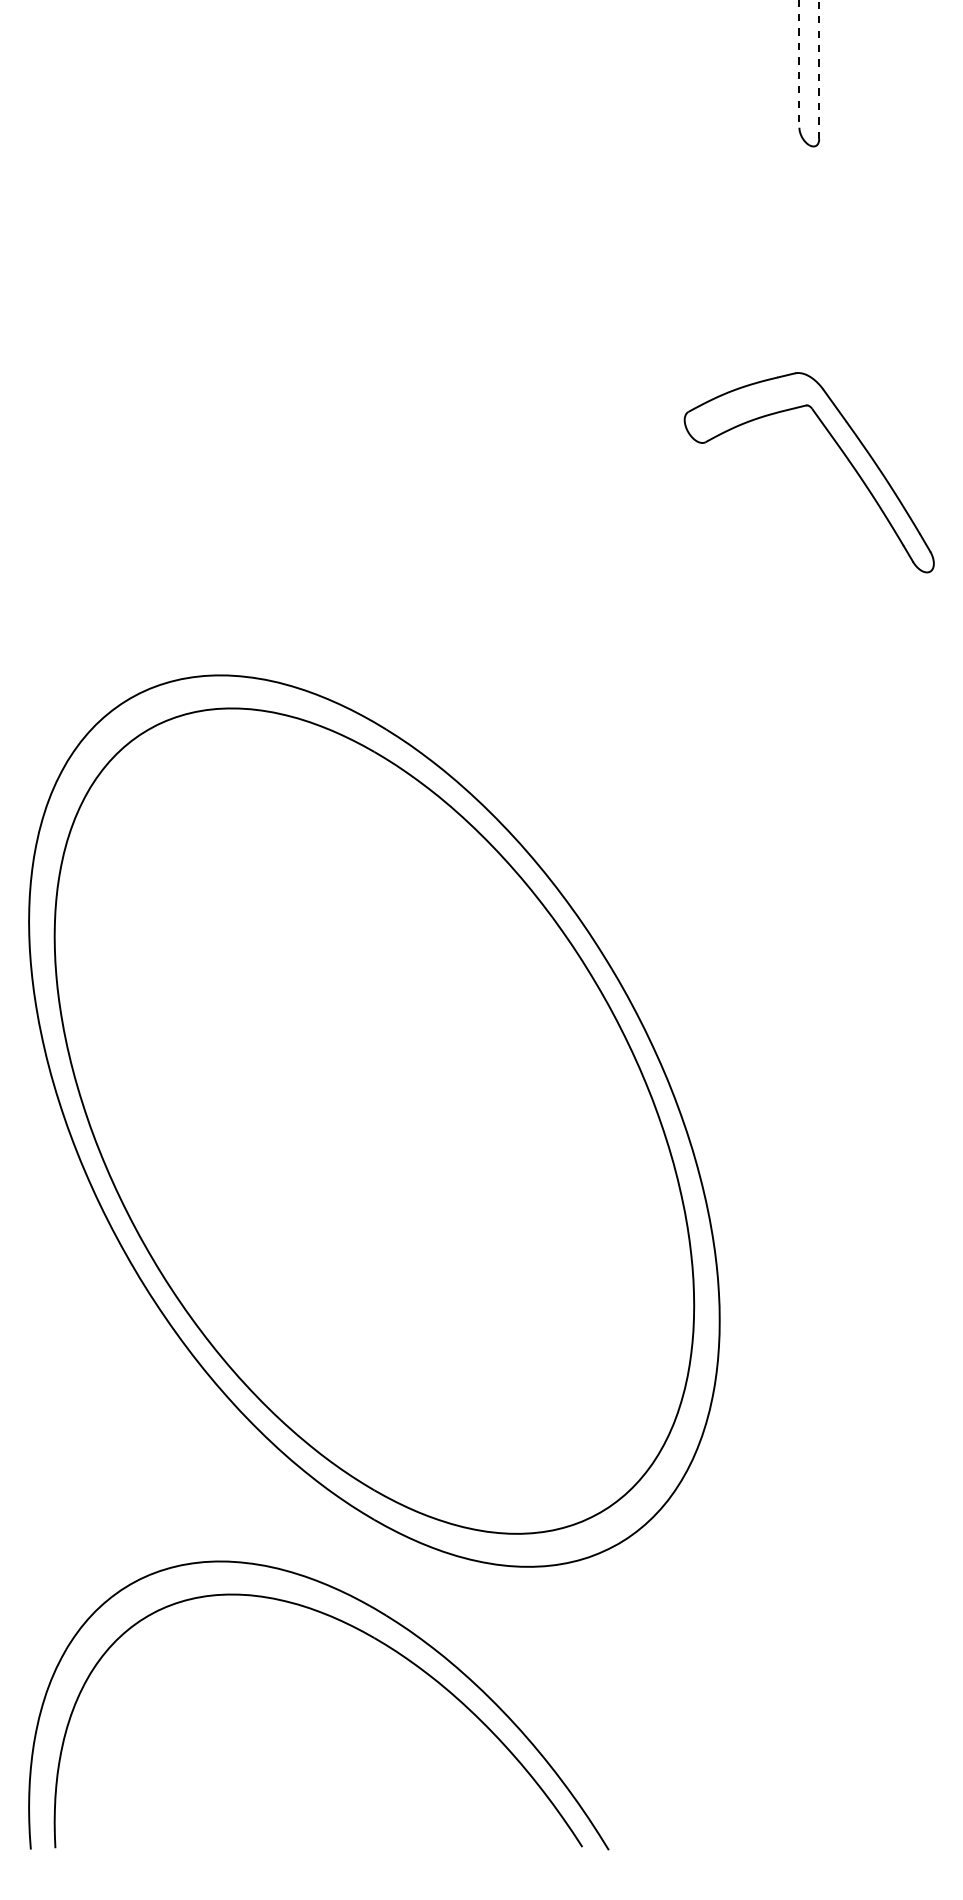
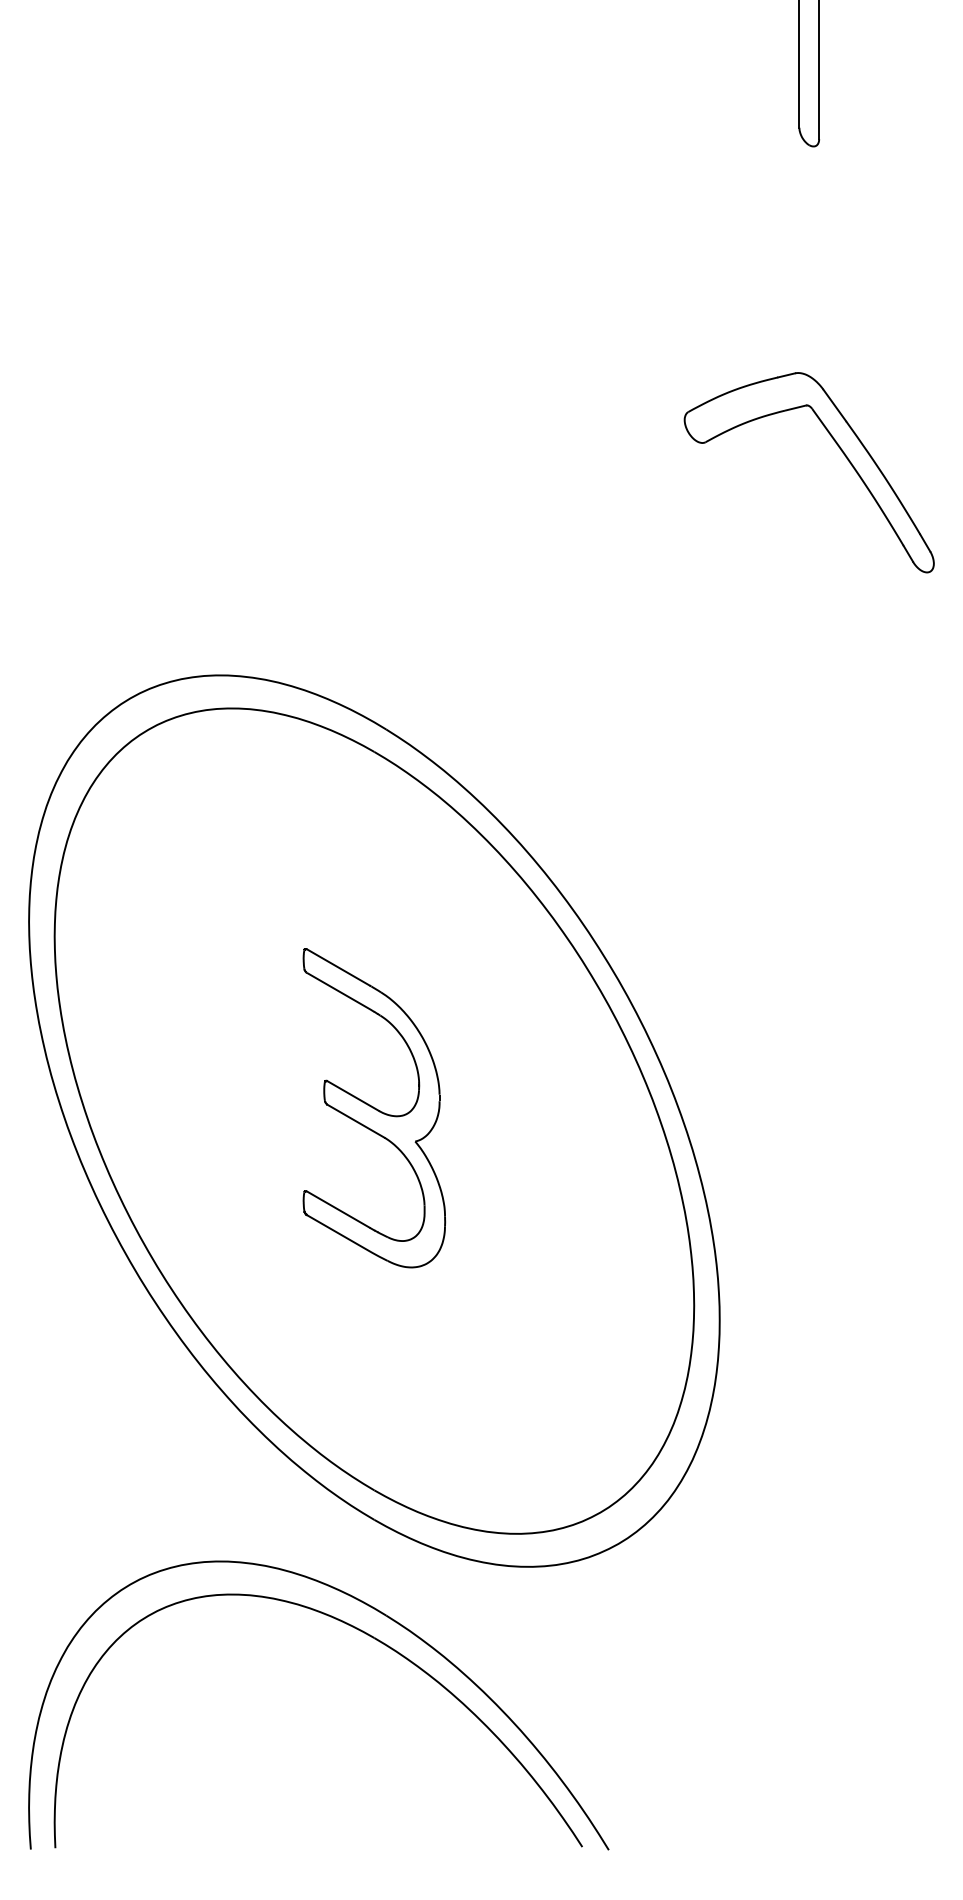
line: dashed -> solid (799, 64)
line: dashed -> solid (819, 69)
part: none -> present (374, 1108)
